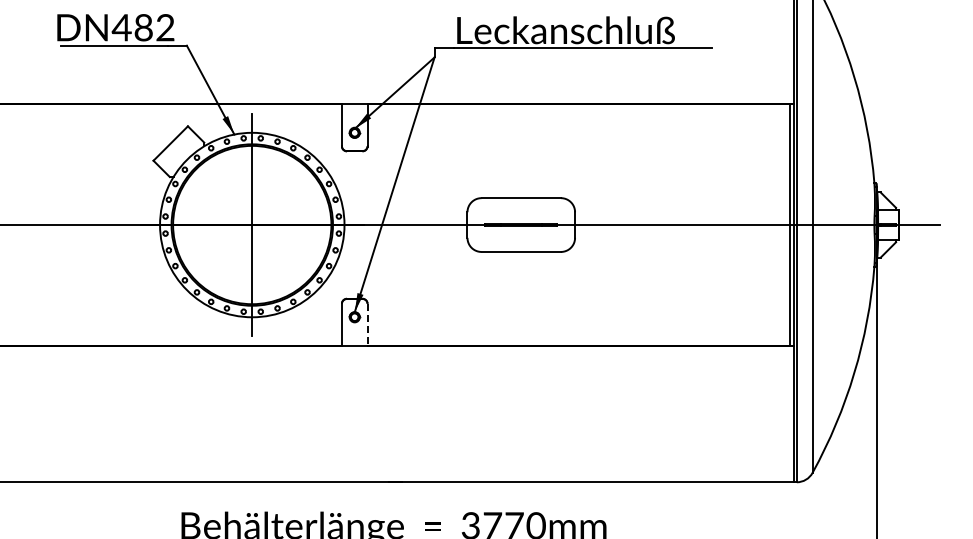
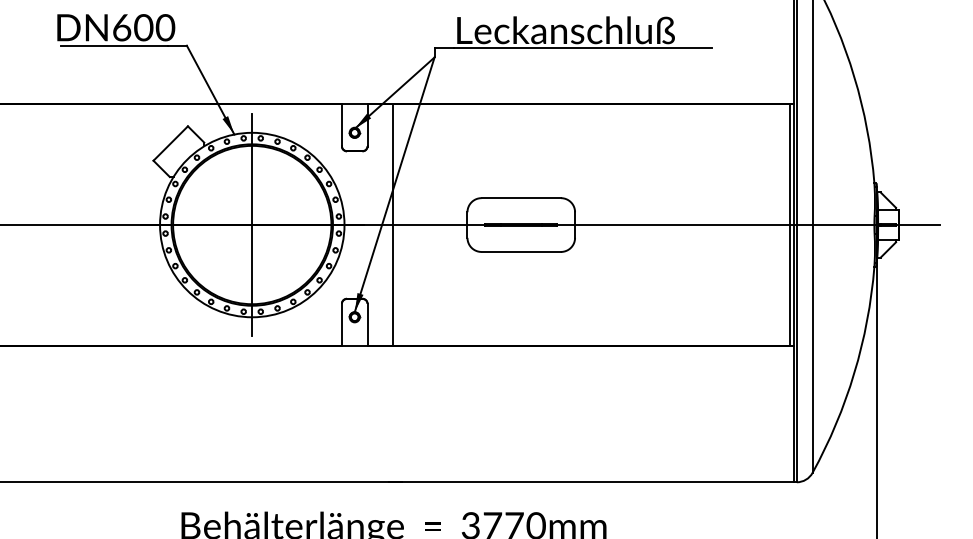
text: DN482 -> DN600 (143, 27)
line: none -> present (393, 225)
line: dashed -> solid (367, 325)
